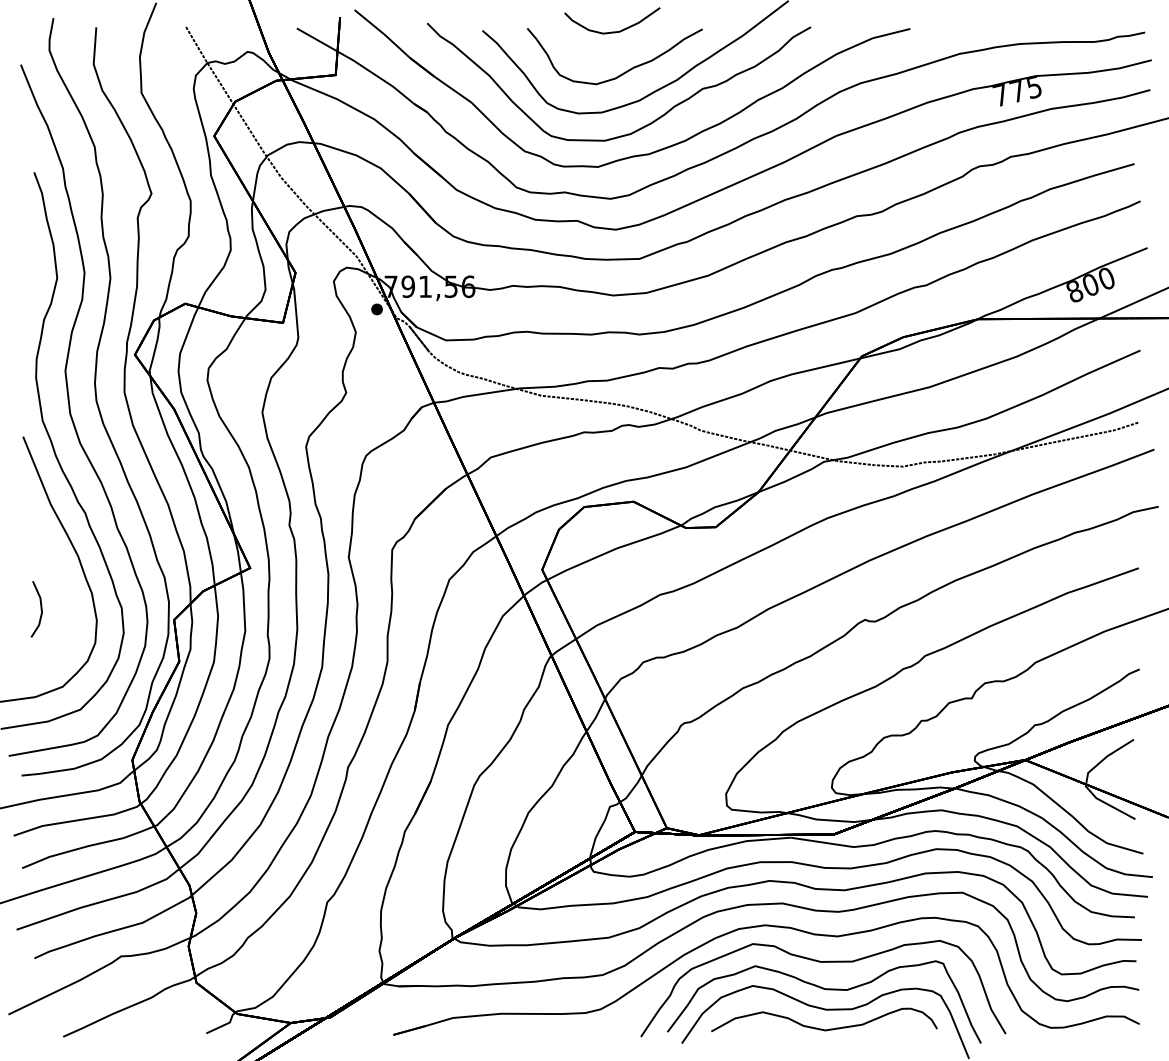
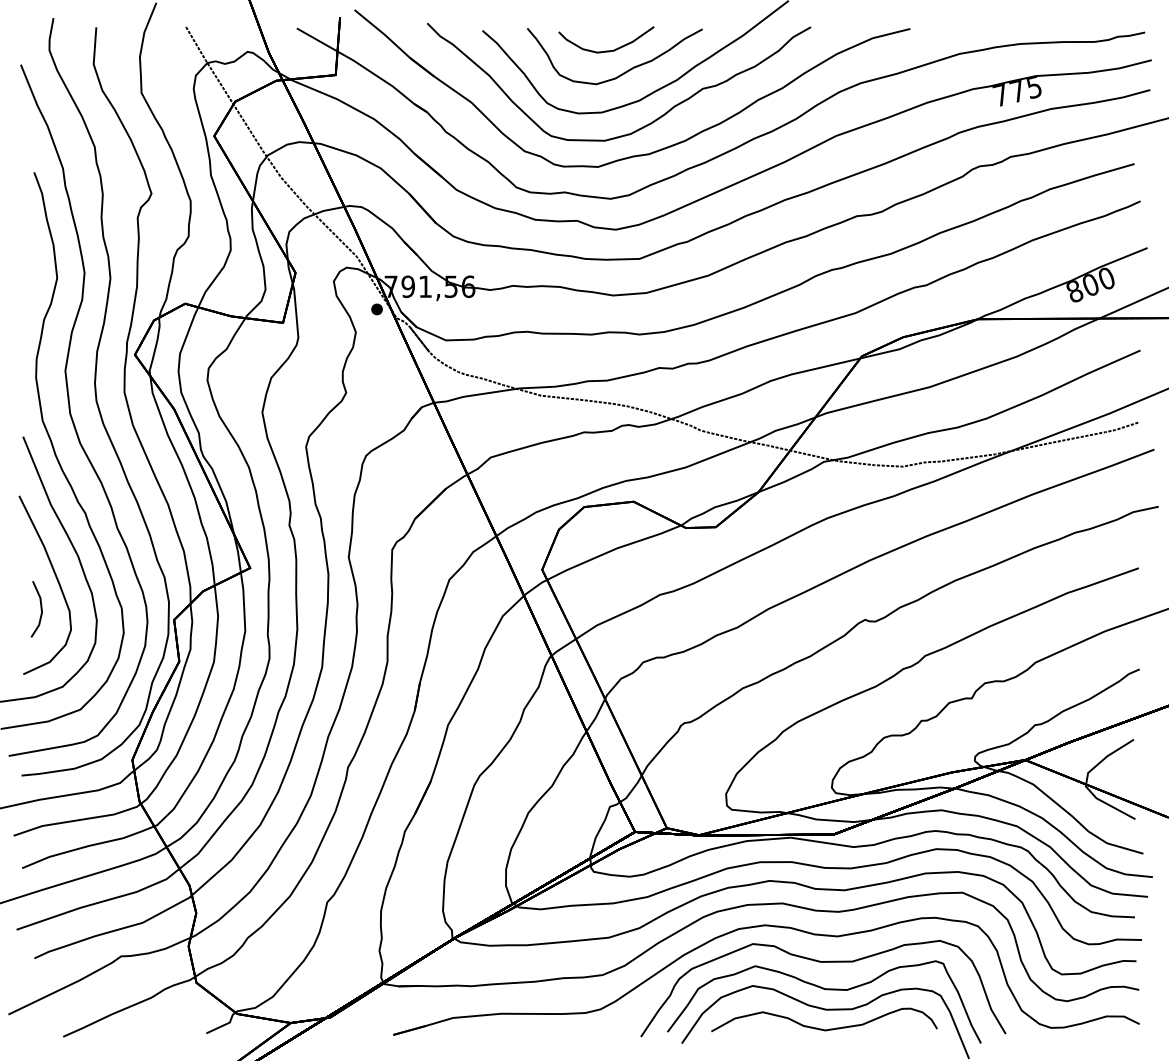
part position: (612, 31) -> (606, 50) (606, 50)
part: none -> present (56, 579)
